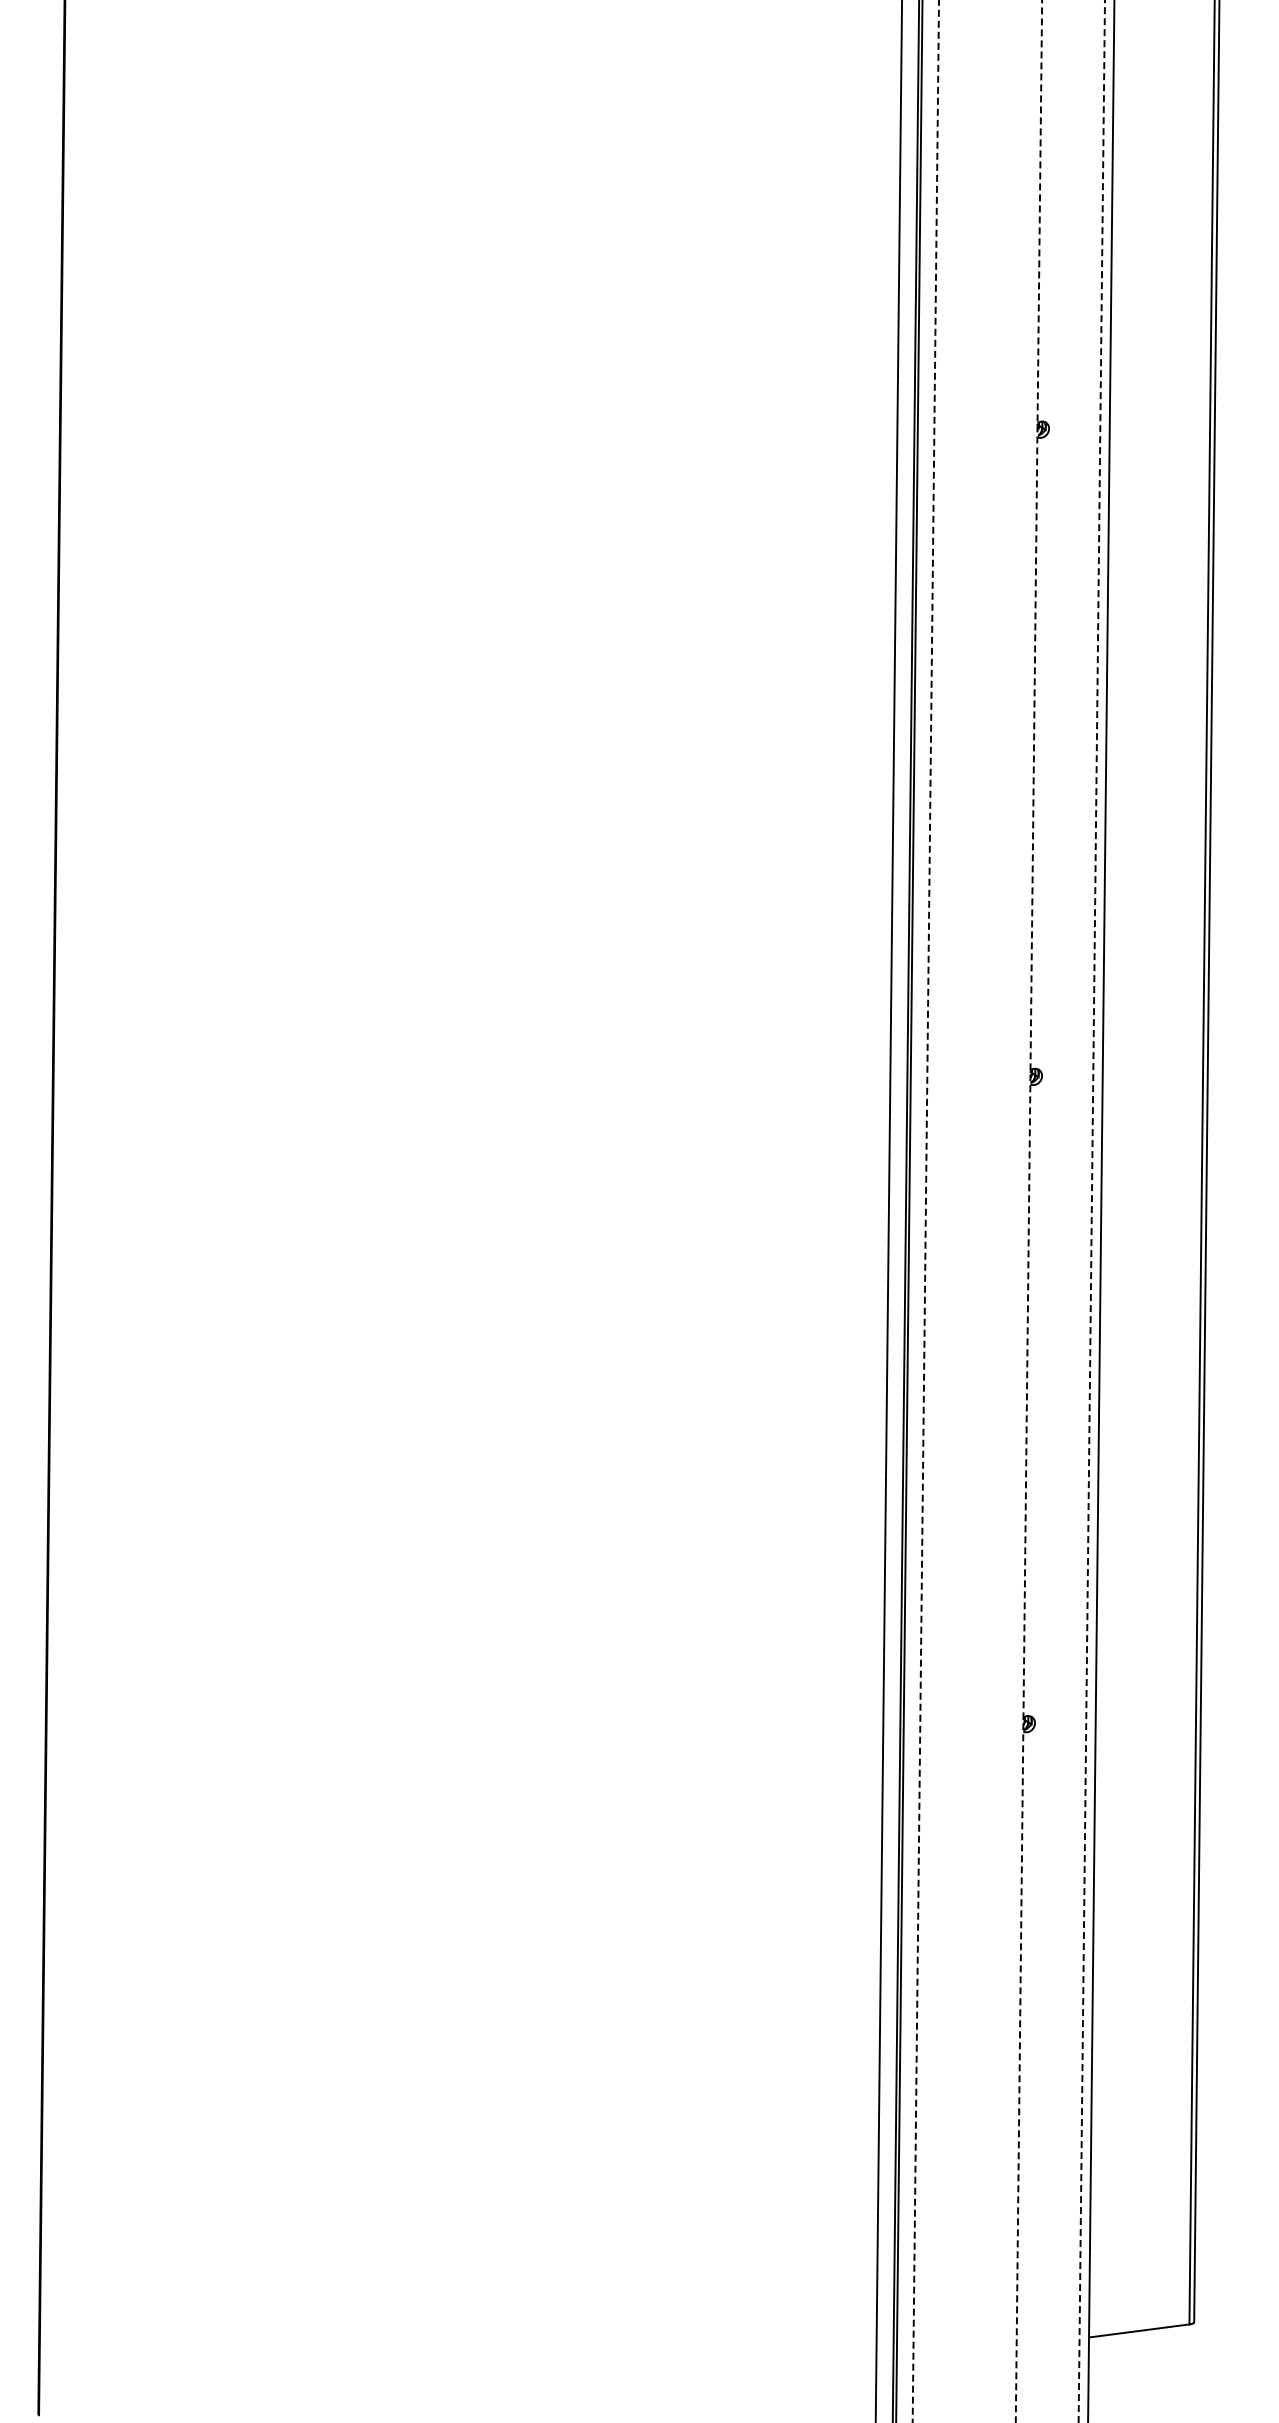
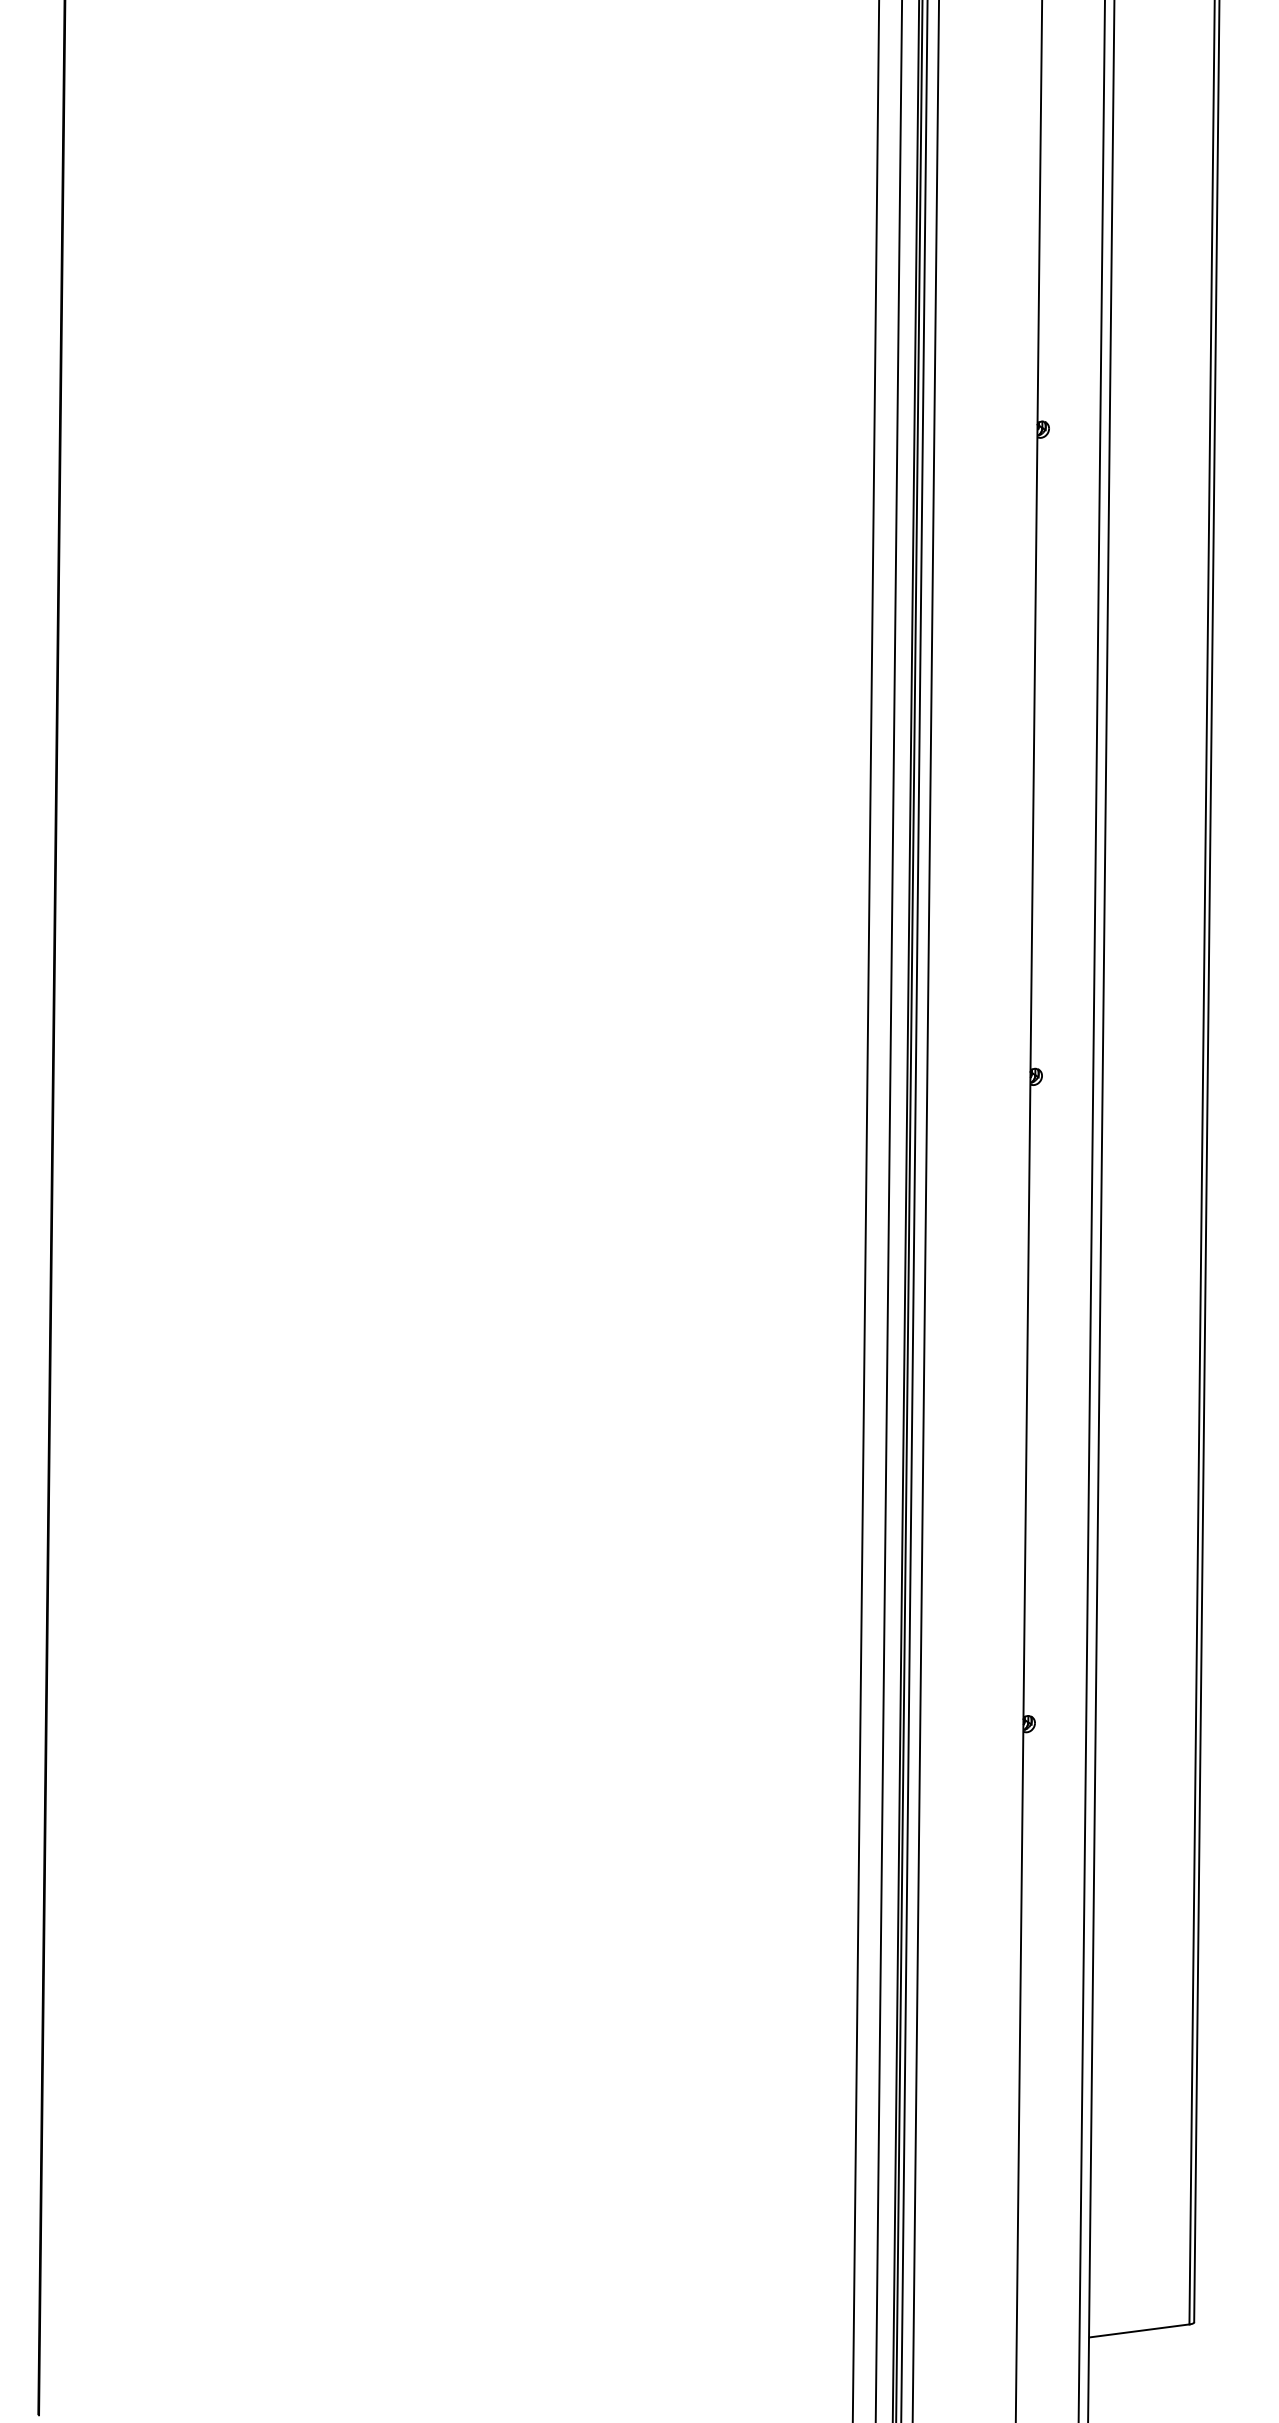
line: none -> present (865, 1210)
line: none -> present (914, 1210)
line: dashed -> solid (925, 1210)
line: dashed -> solid (1028, 1211)
line: dashed -> solid (1091, 1211)
